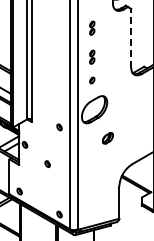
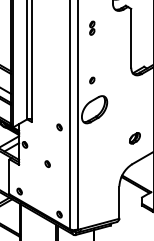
line: dashed -> solid (131, 37)
part: present -> none (92, 56)
part position: (107, 138) -> (134, 138) (134, 138)
